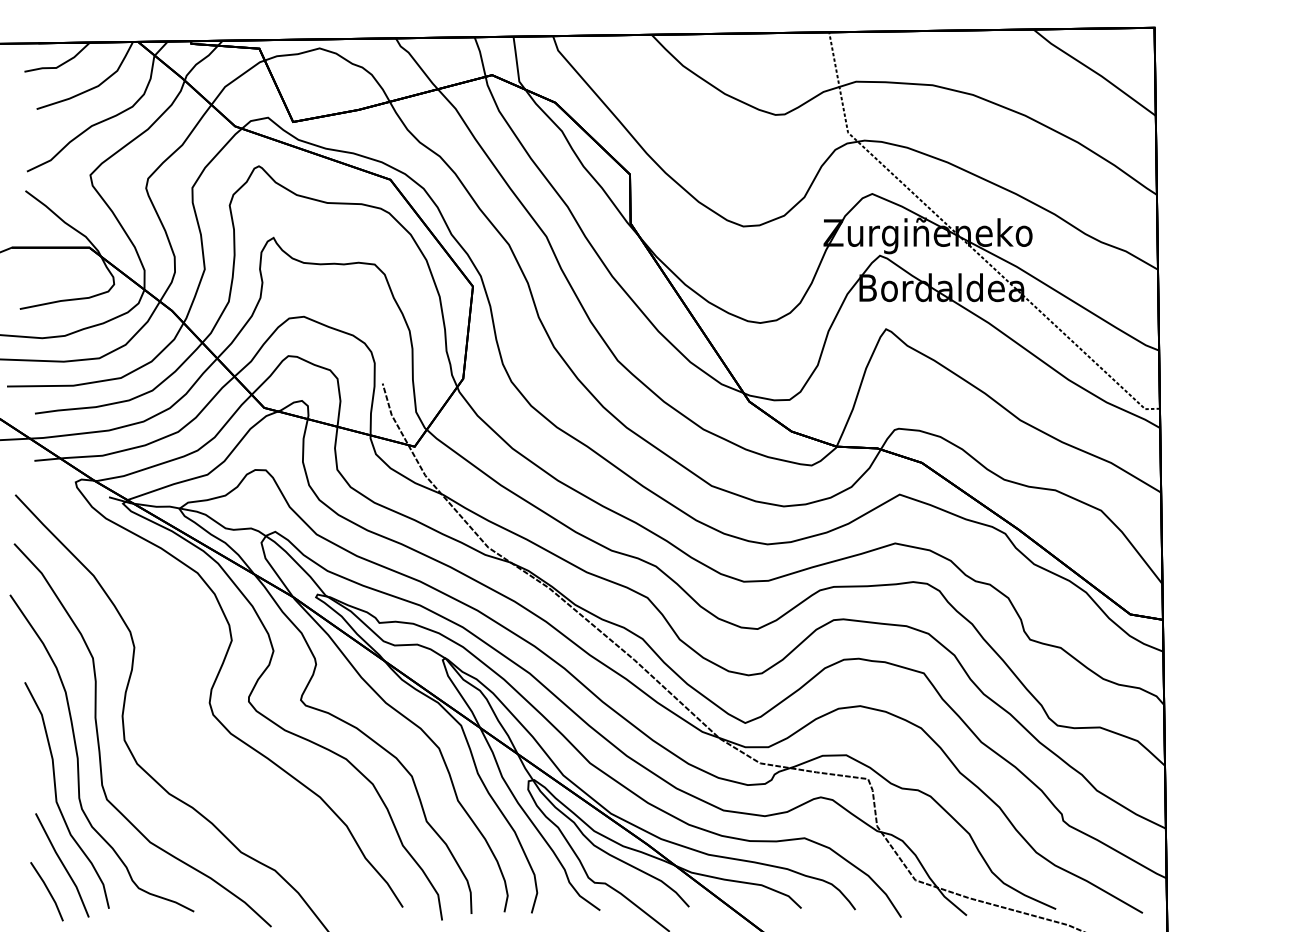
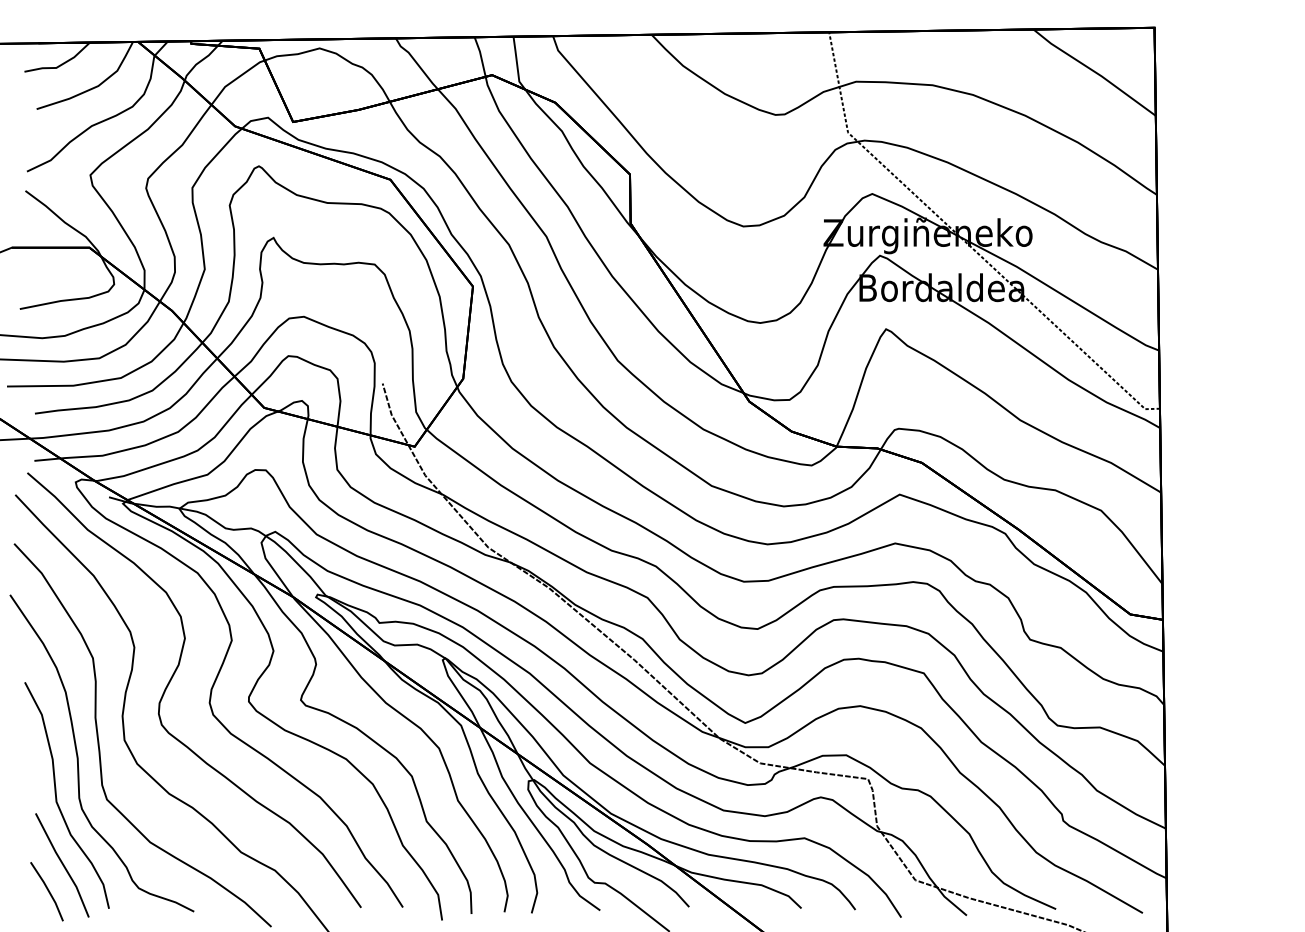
curve: none -> present (172, 678)
